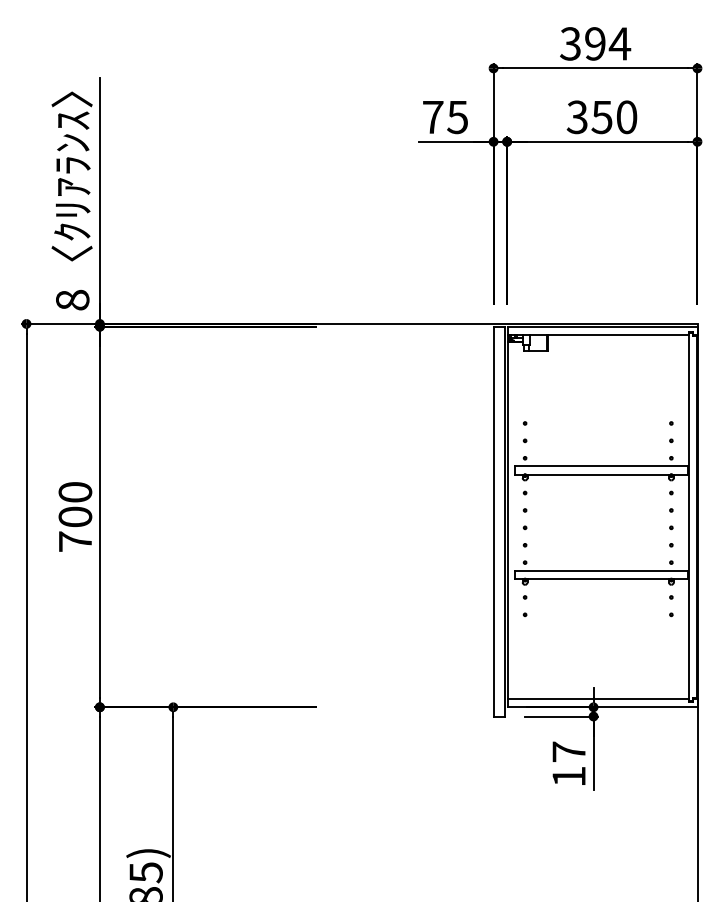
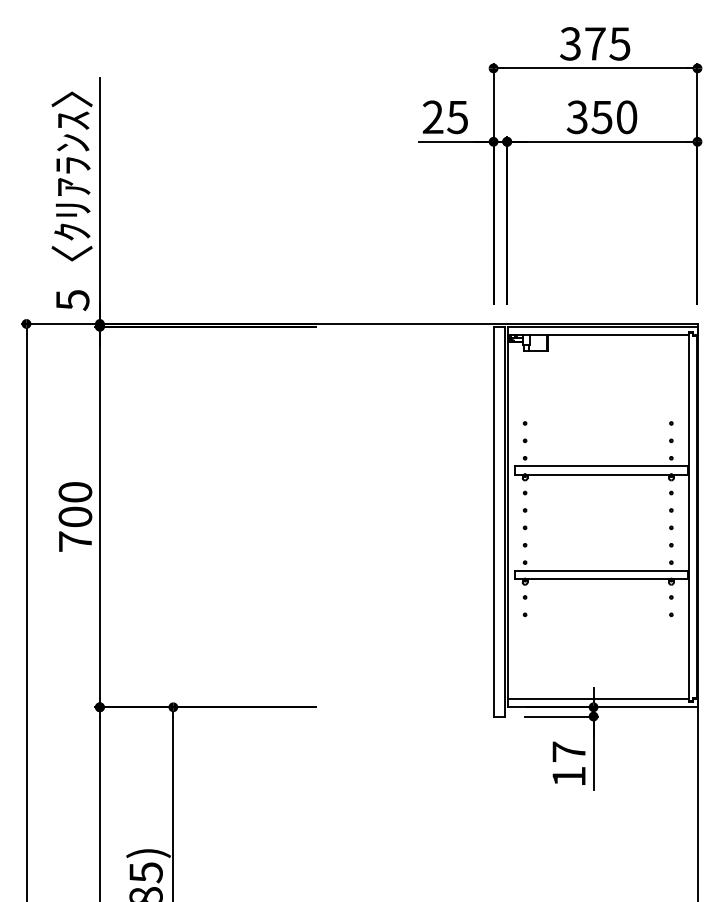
text: 394 -> 375 (608, 43)
text: 75 -> 25 (432, 116)
text: 8 -> 5 (72, 300)
